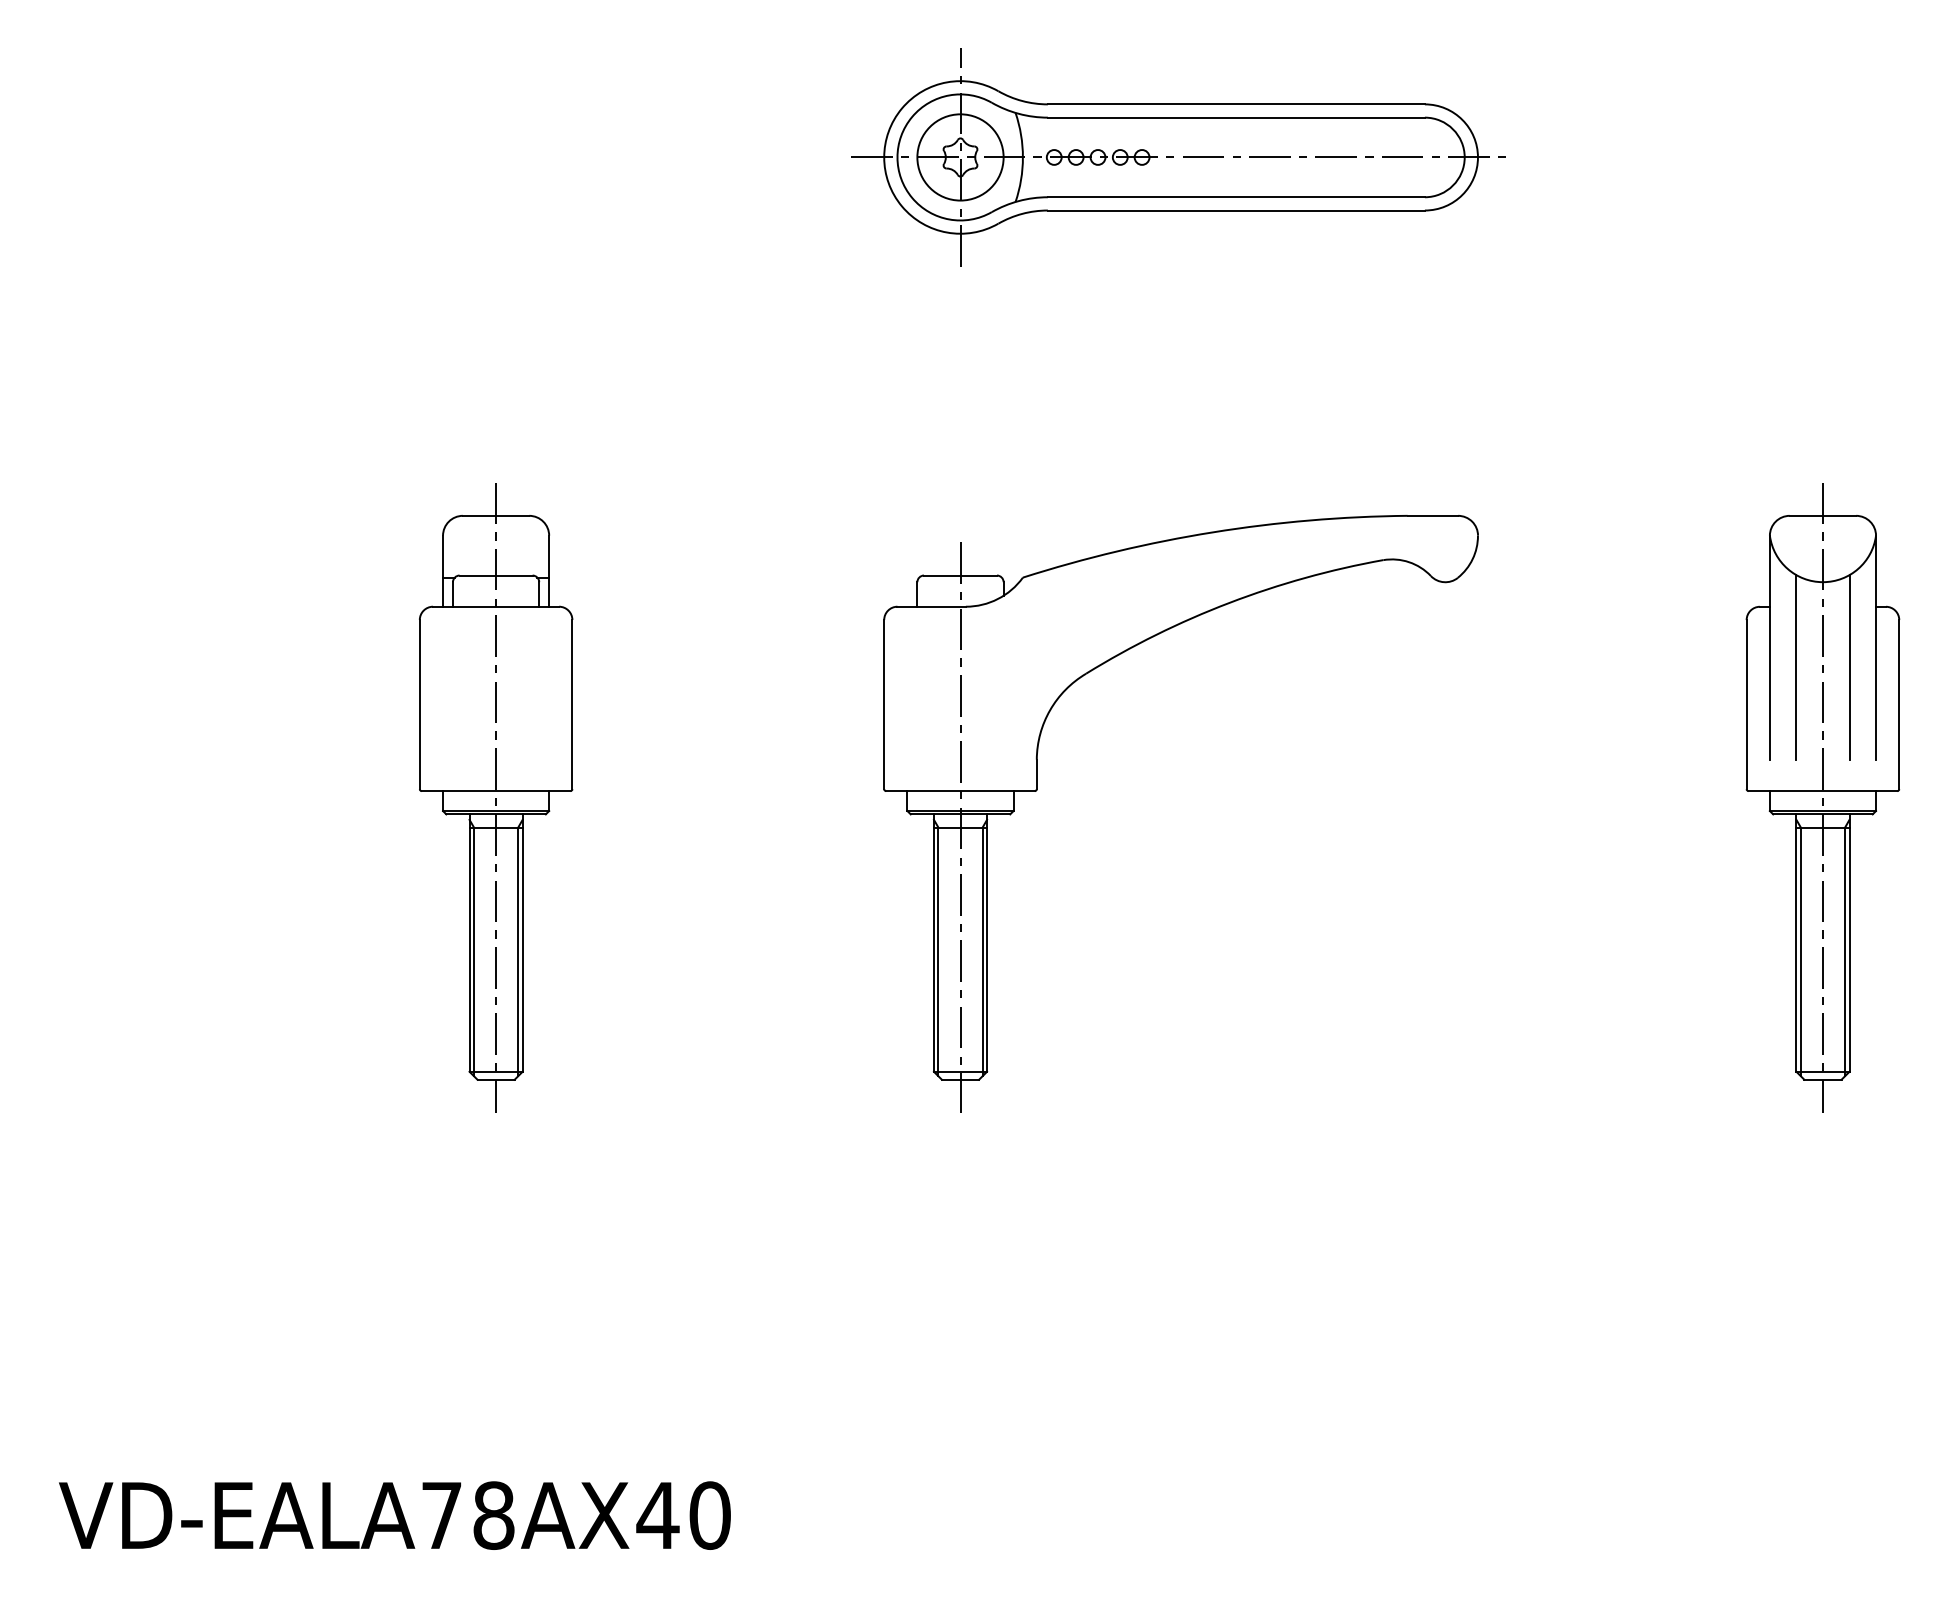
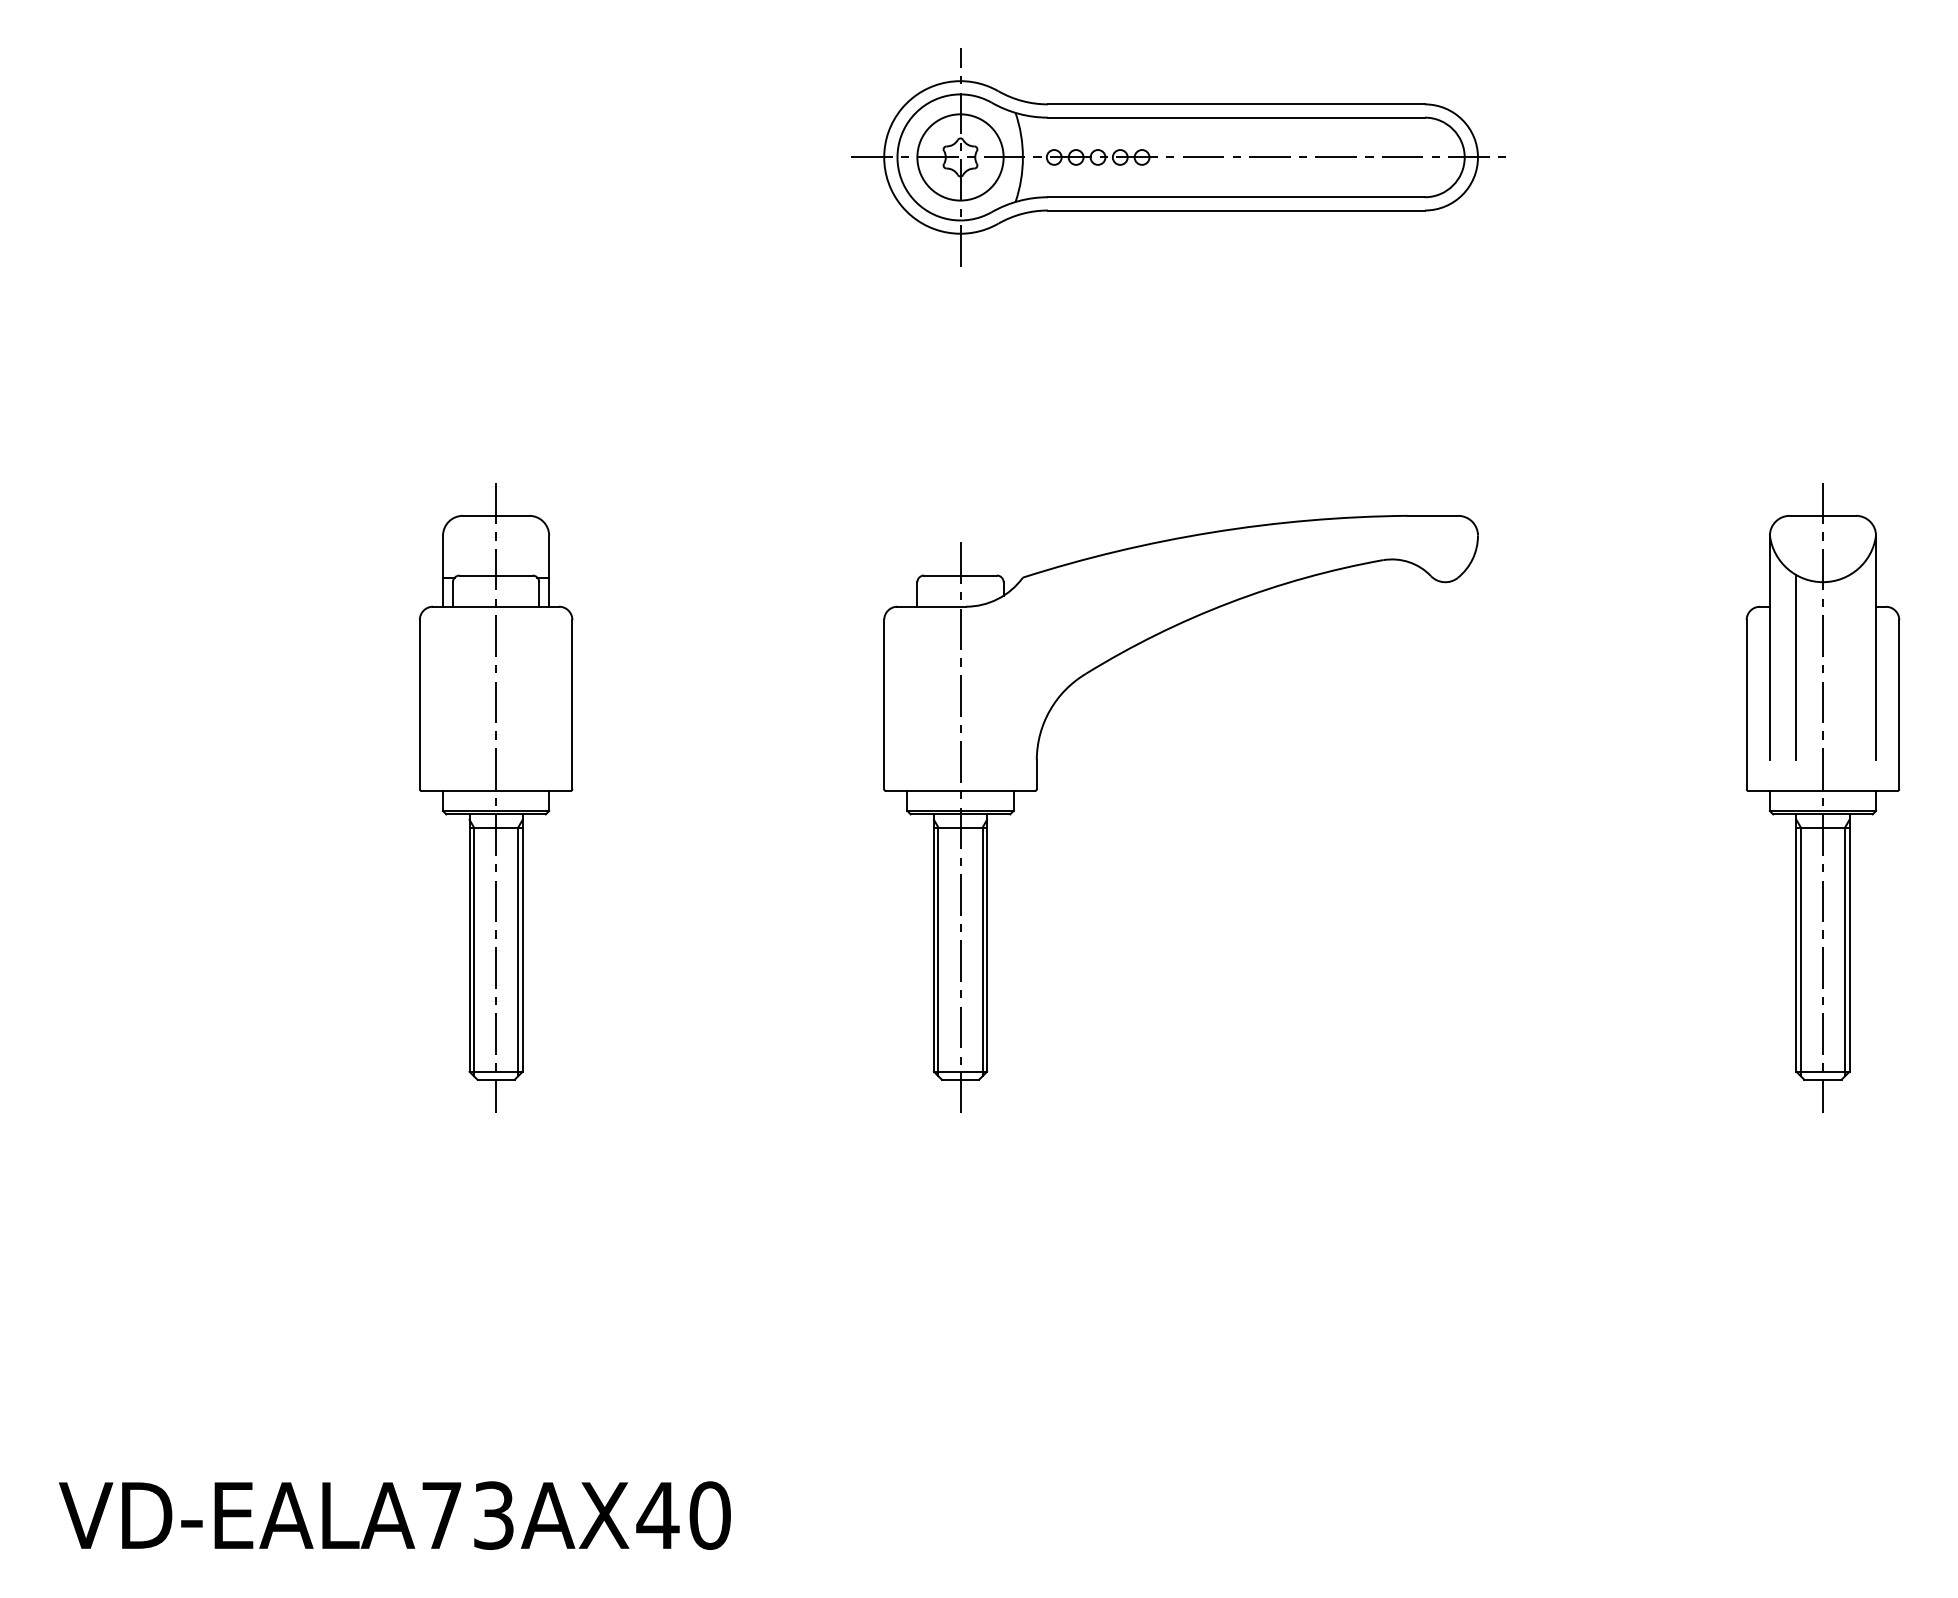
line: present -> none (1849, 667)
text: VD-EALA78AX40 -> VD-EALA73AX40 (493, 1515)
